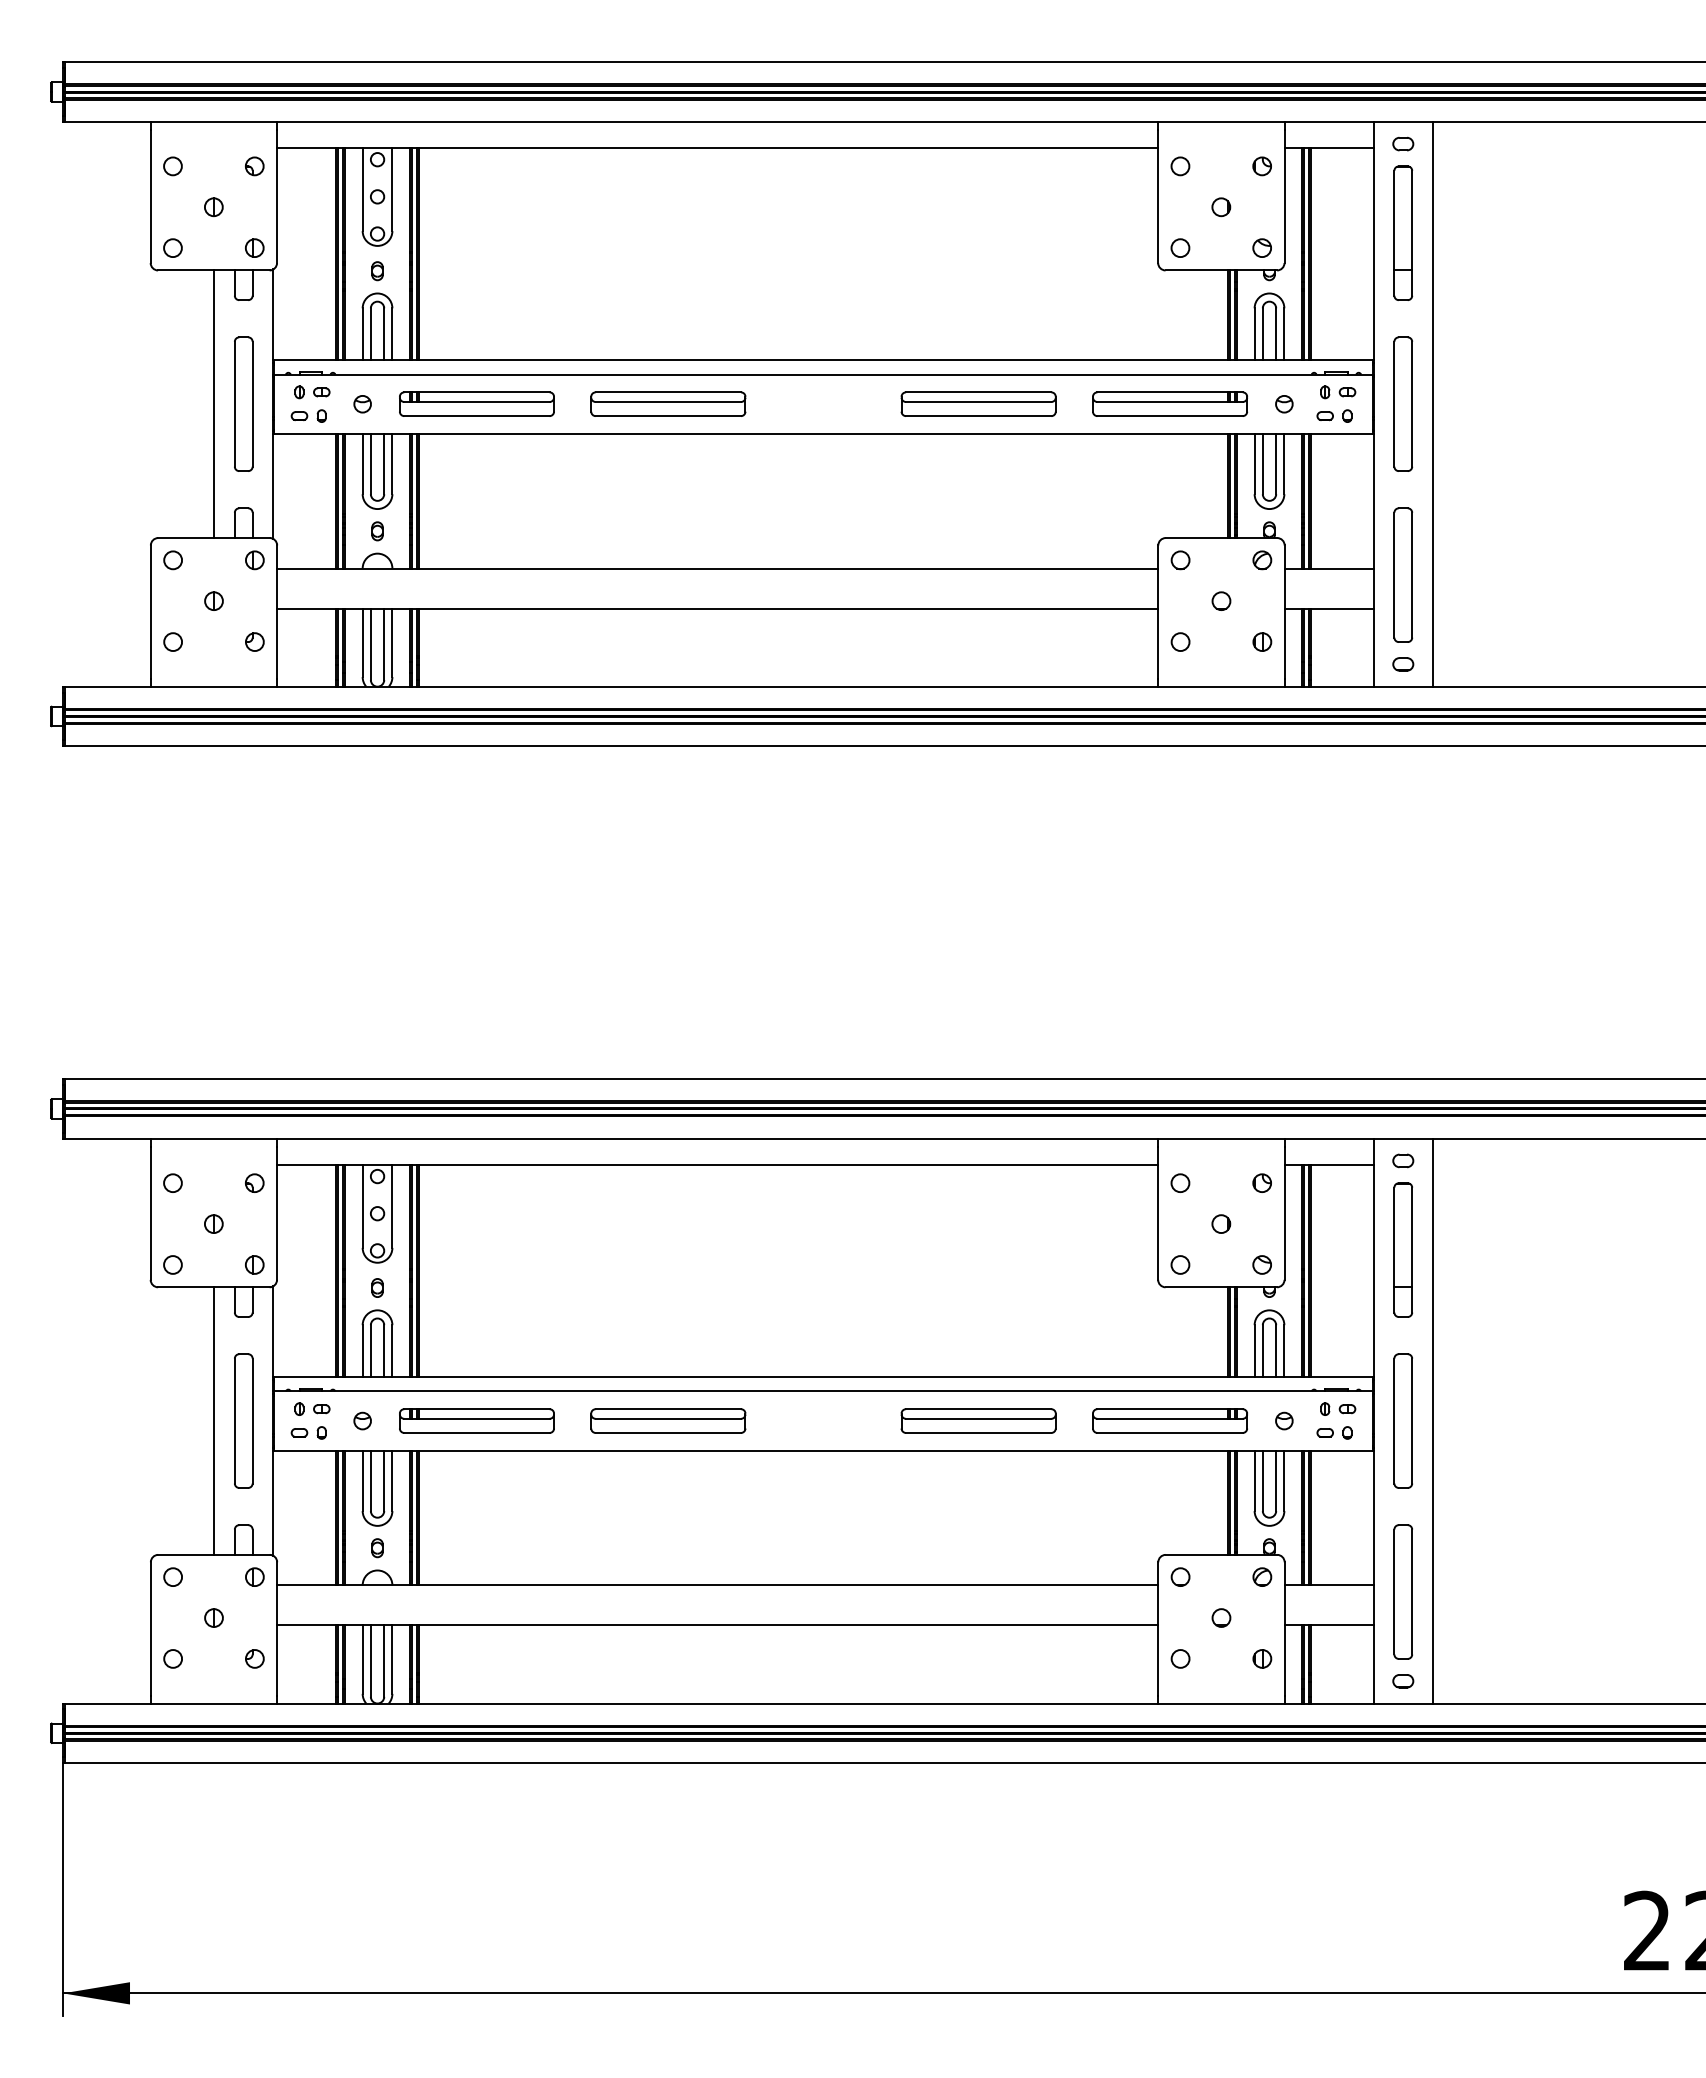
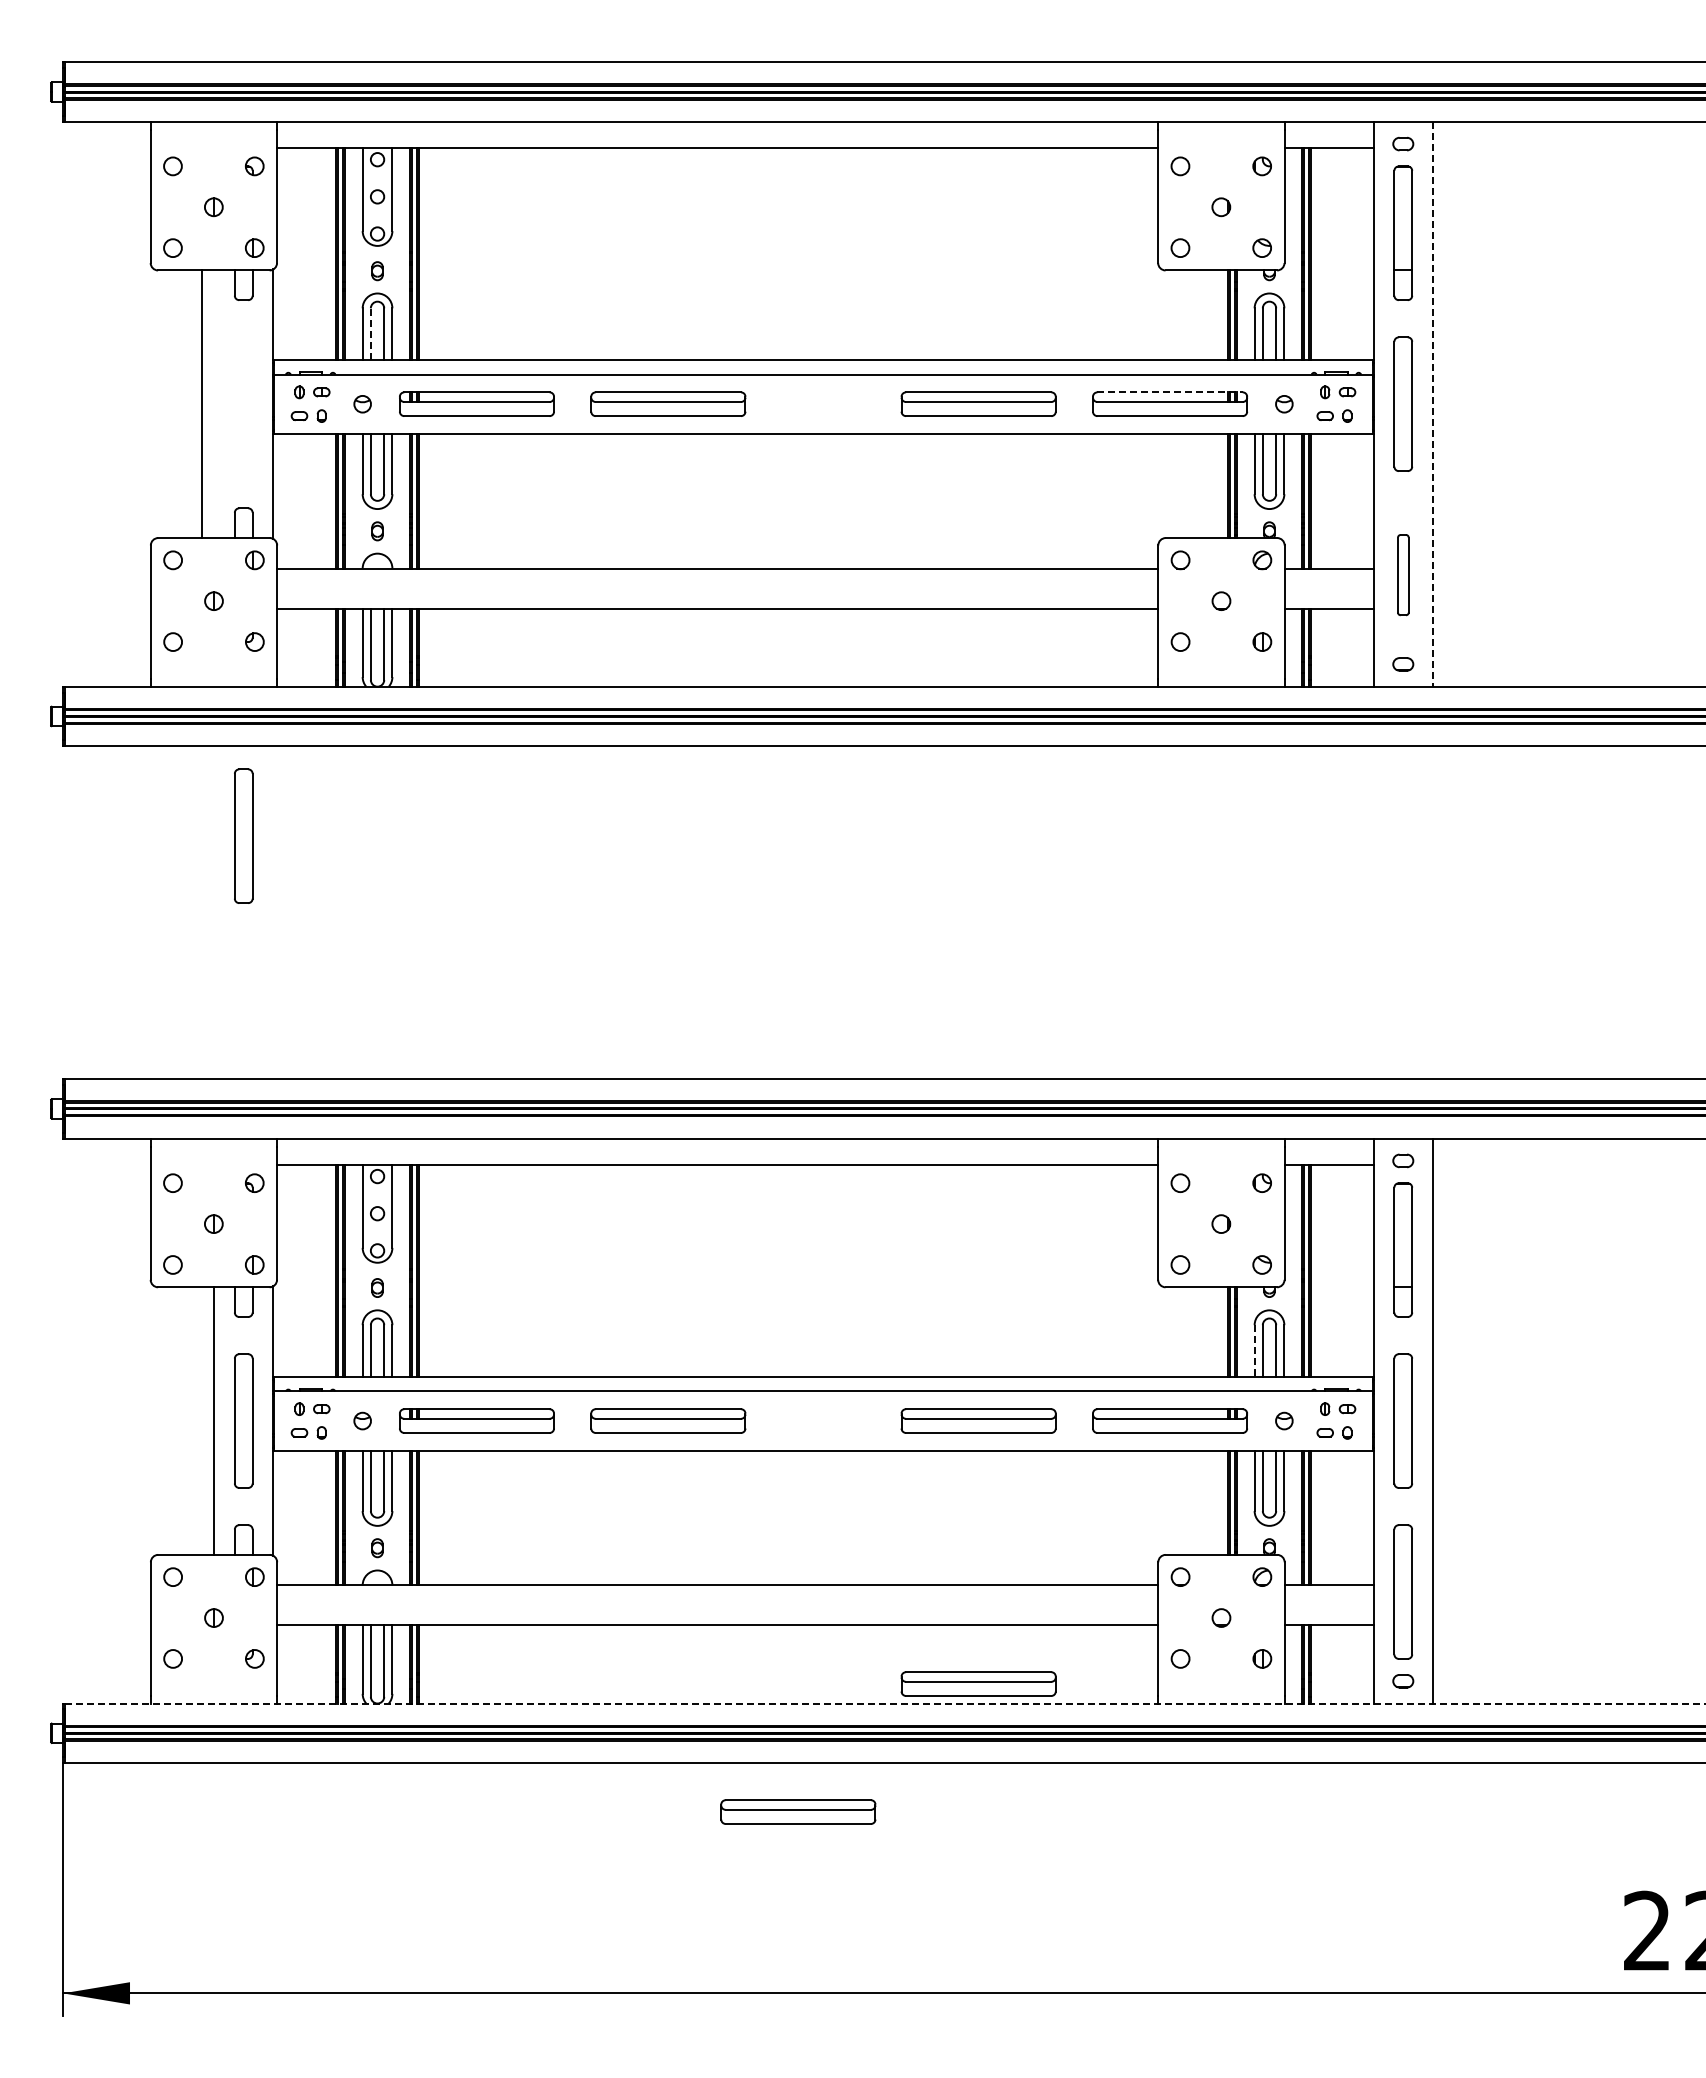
line: solid -> dashed (370, 333)
line: solid -> dashed (1170, 392)
part position: (243, 403) -> (243, 835) (243, 835)
line position: (214, 404) -> (202, 404) (202, 404)
line: solid -> dashed (1433, 404)
part size: 21x136 px -> 13x83 px (1403, 575)
line: solid -> dashed (1254, 1351)
part: none -> present (978, 1683)
line: solid -> dashed (885, 1703)
part: none -> present (798, 1811)
